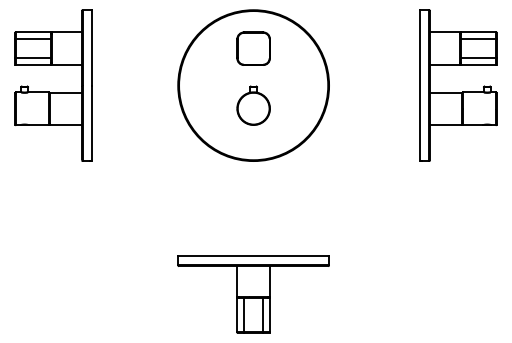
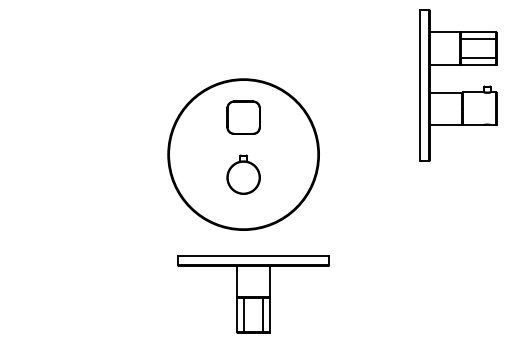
part position: (253, 85) -> (243, 154) (243, 154)
part: present -> none (53, 92)
